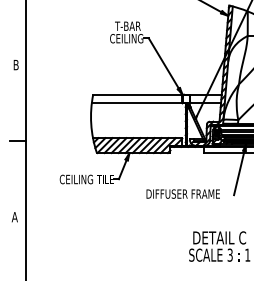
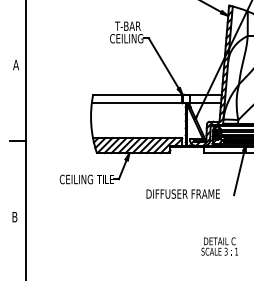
text: B -> A (16, 64)
text: A -> B (14, 217)
part size: 62x31 px -> 37x19 px (219, 246)
